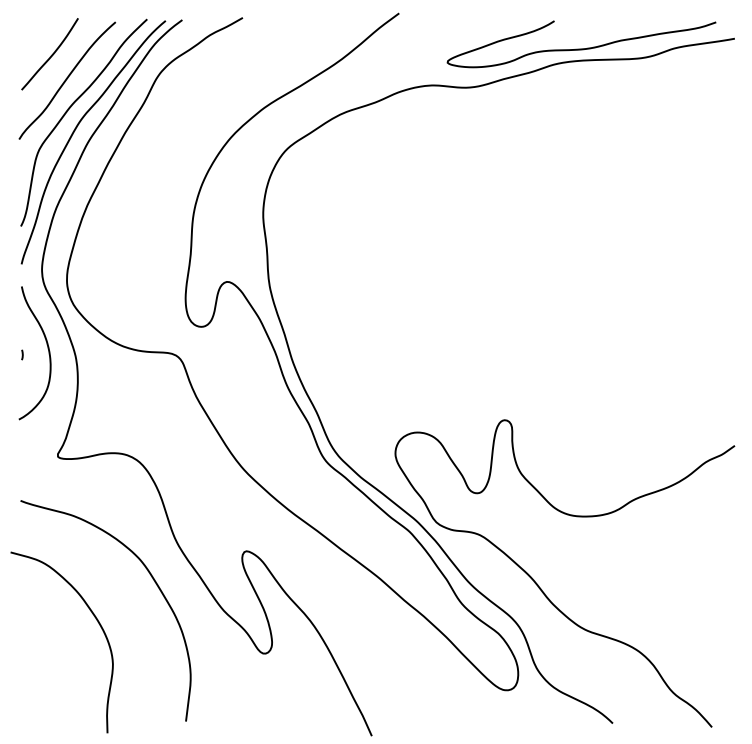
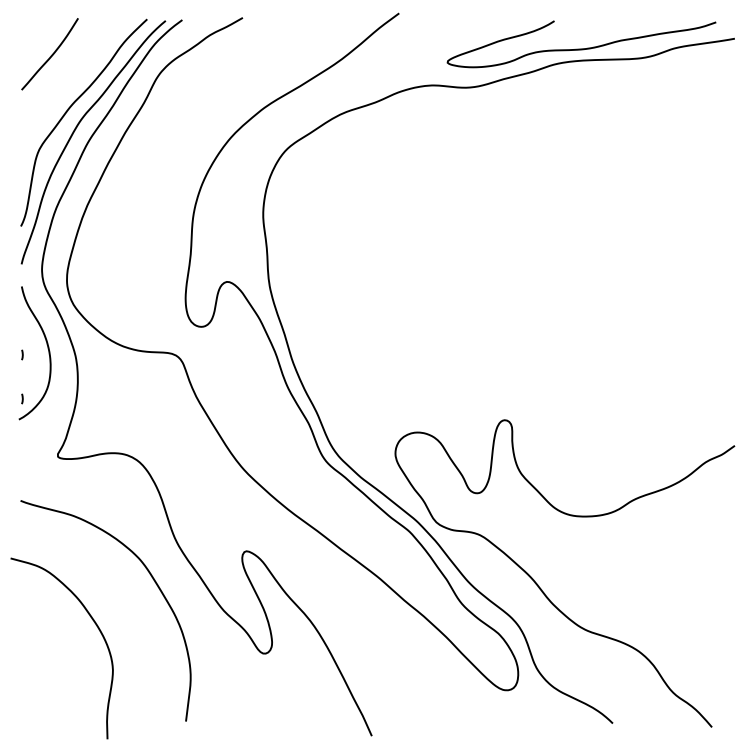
curve: present -> none (67, 79)
line: none -> present (22, 398)
curve position: (97, 622) -> (97, 628) (97, 628)
